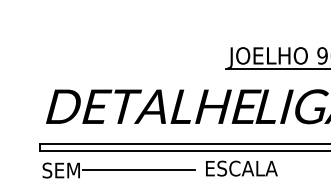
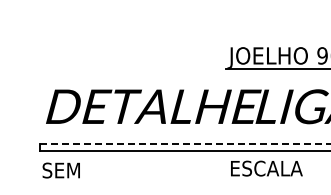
line: solid -> dashed (185, 144)
text position: (241, 168) -> (266, 168) (266, 168)
line: present -> none (138, 169)
